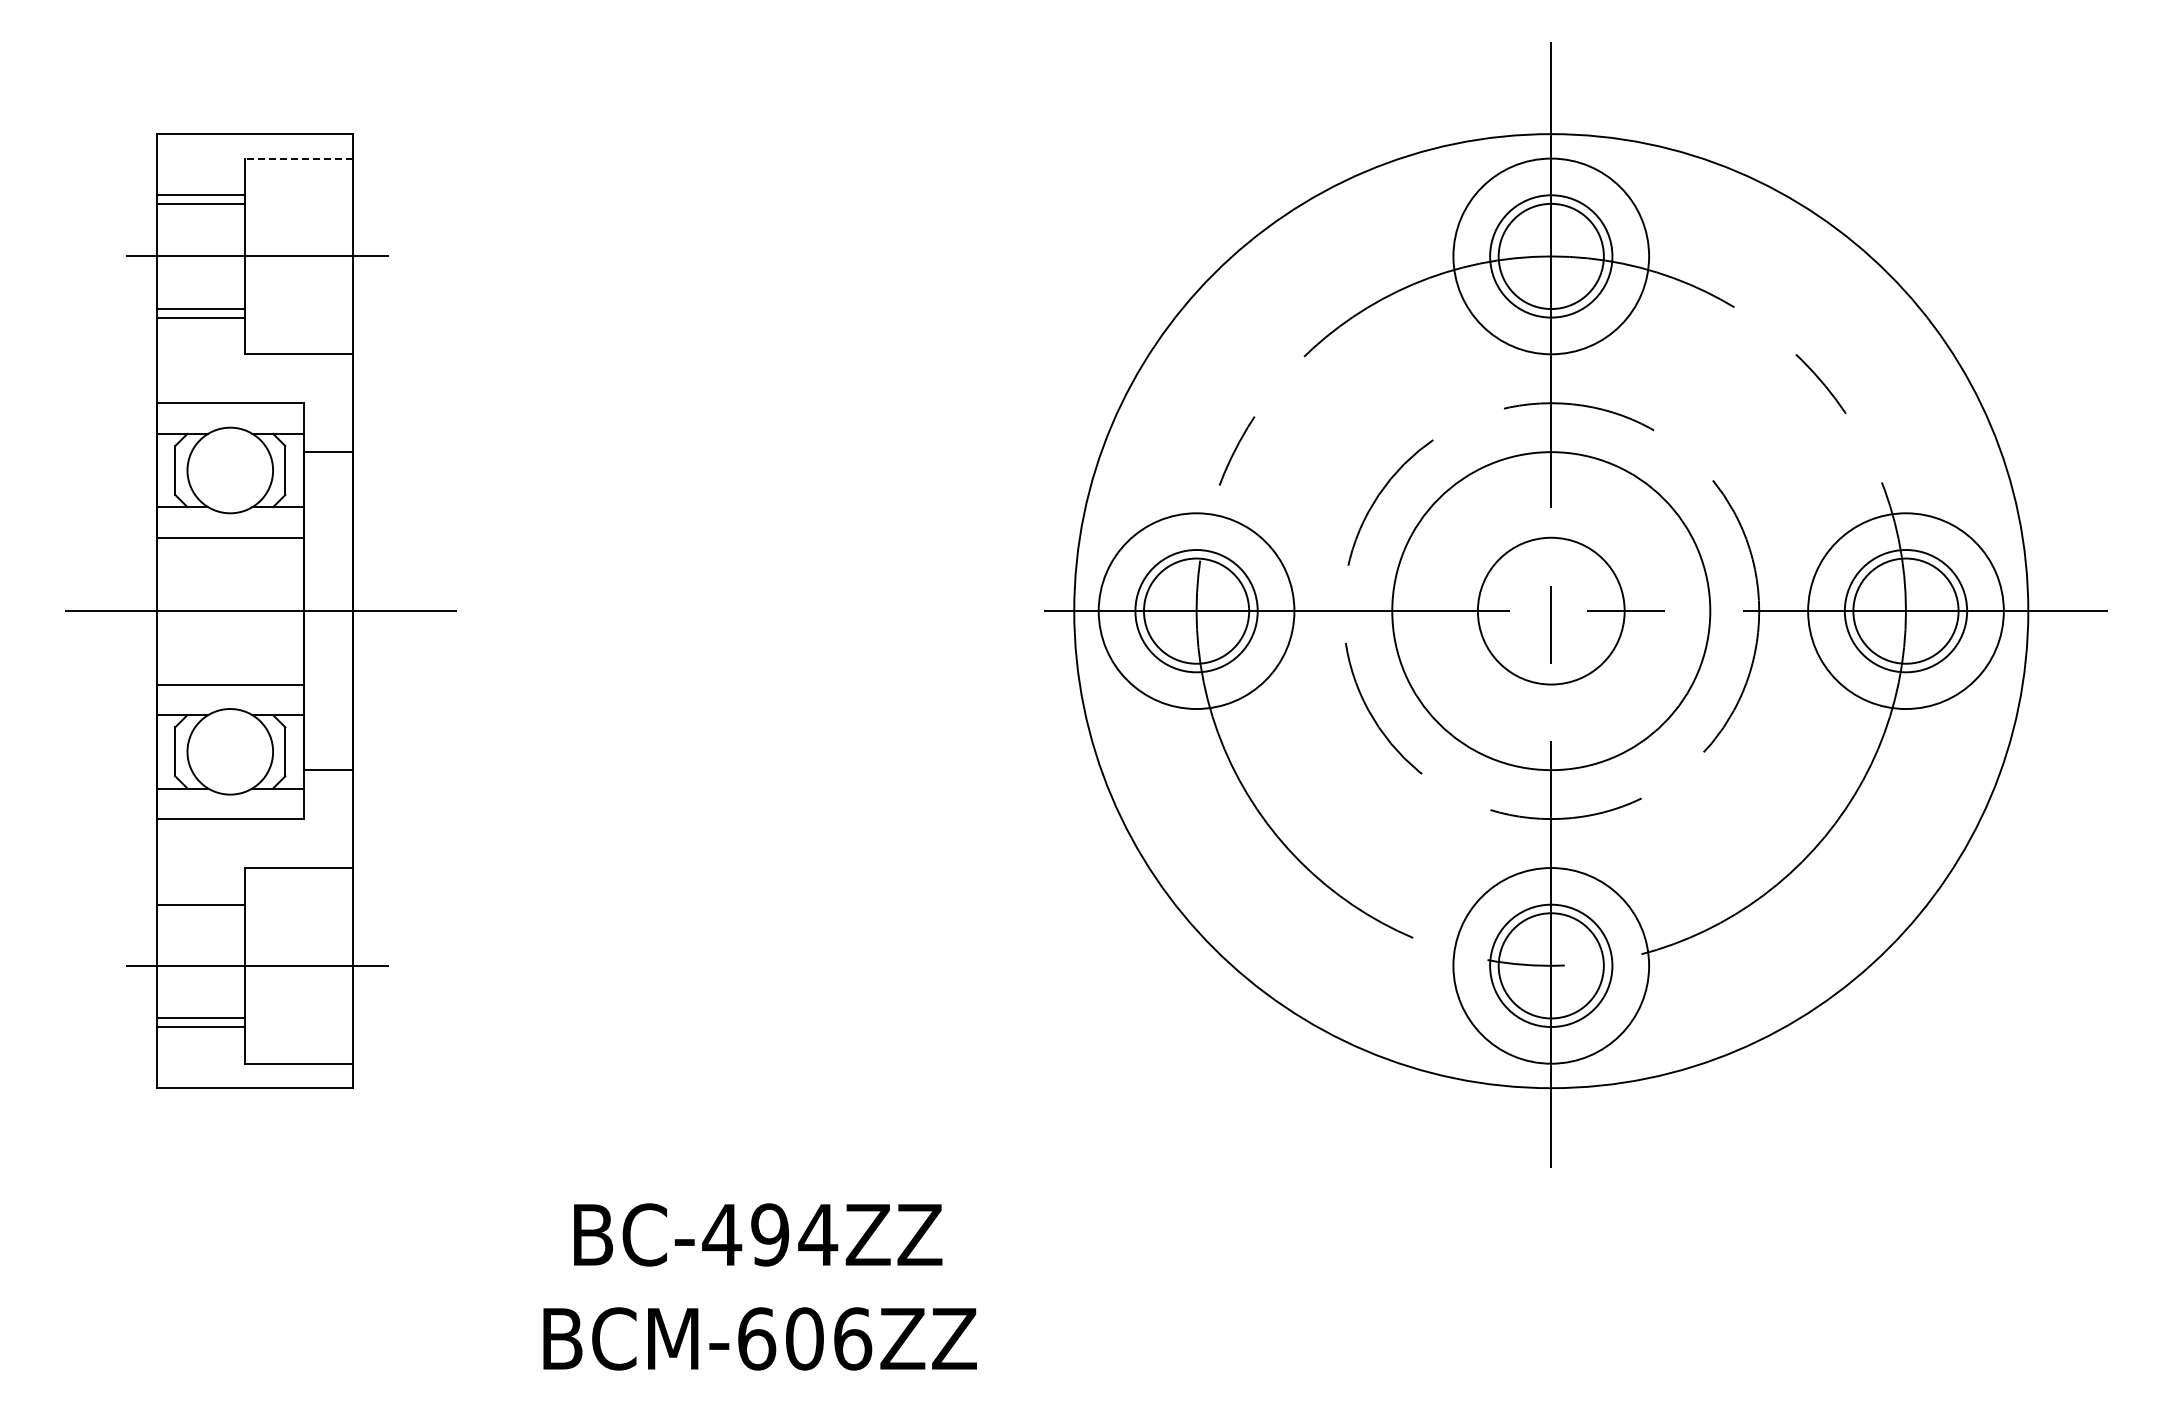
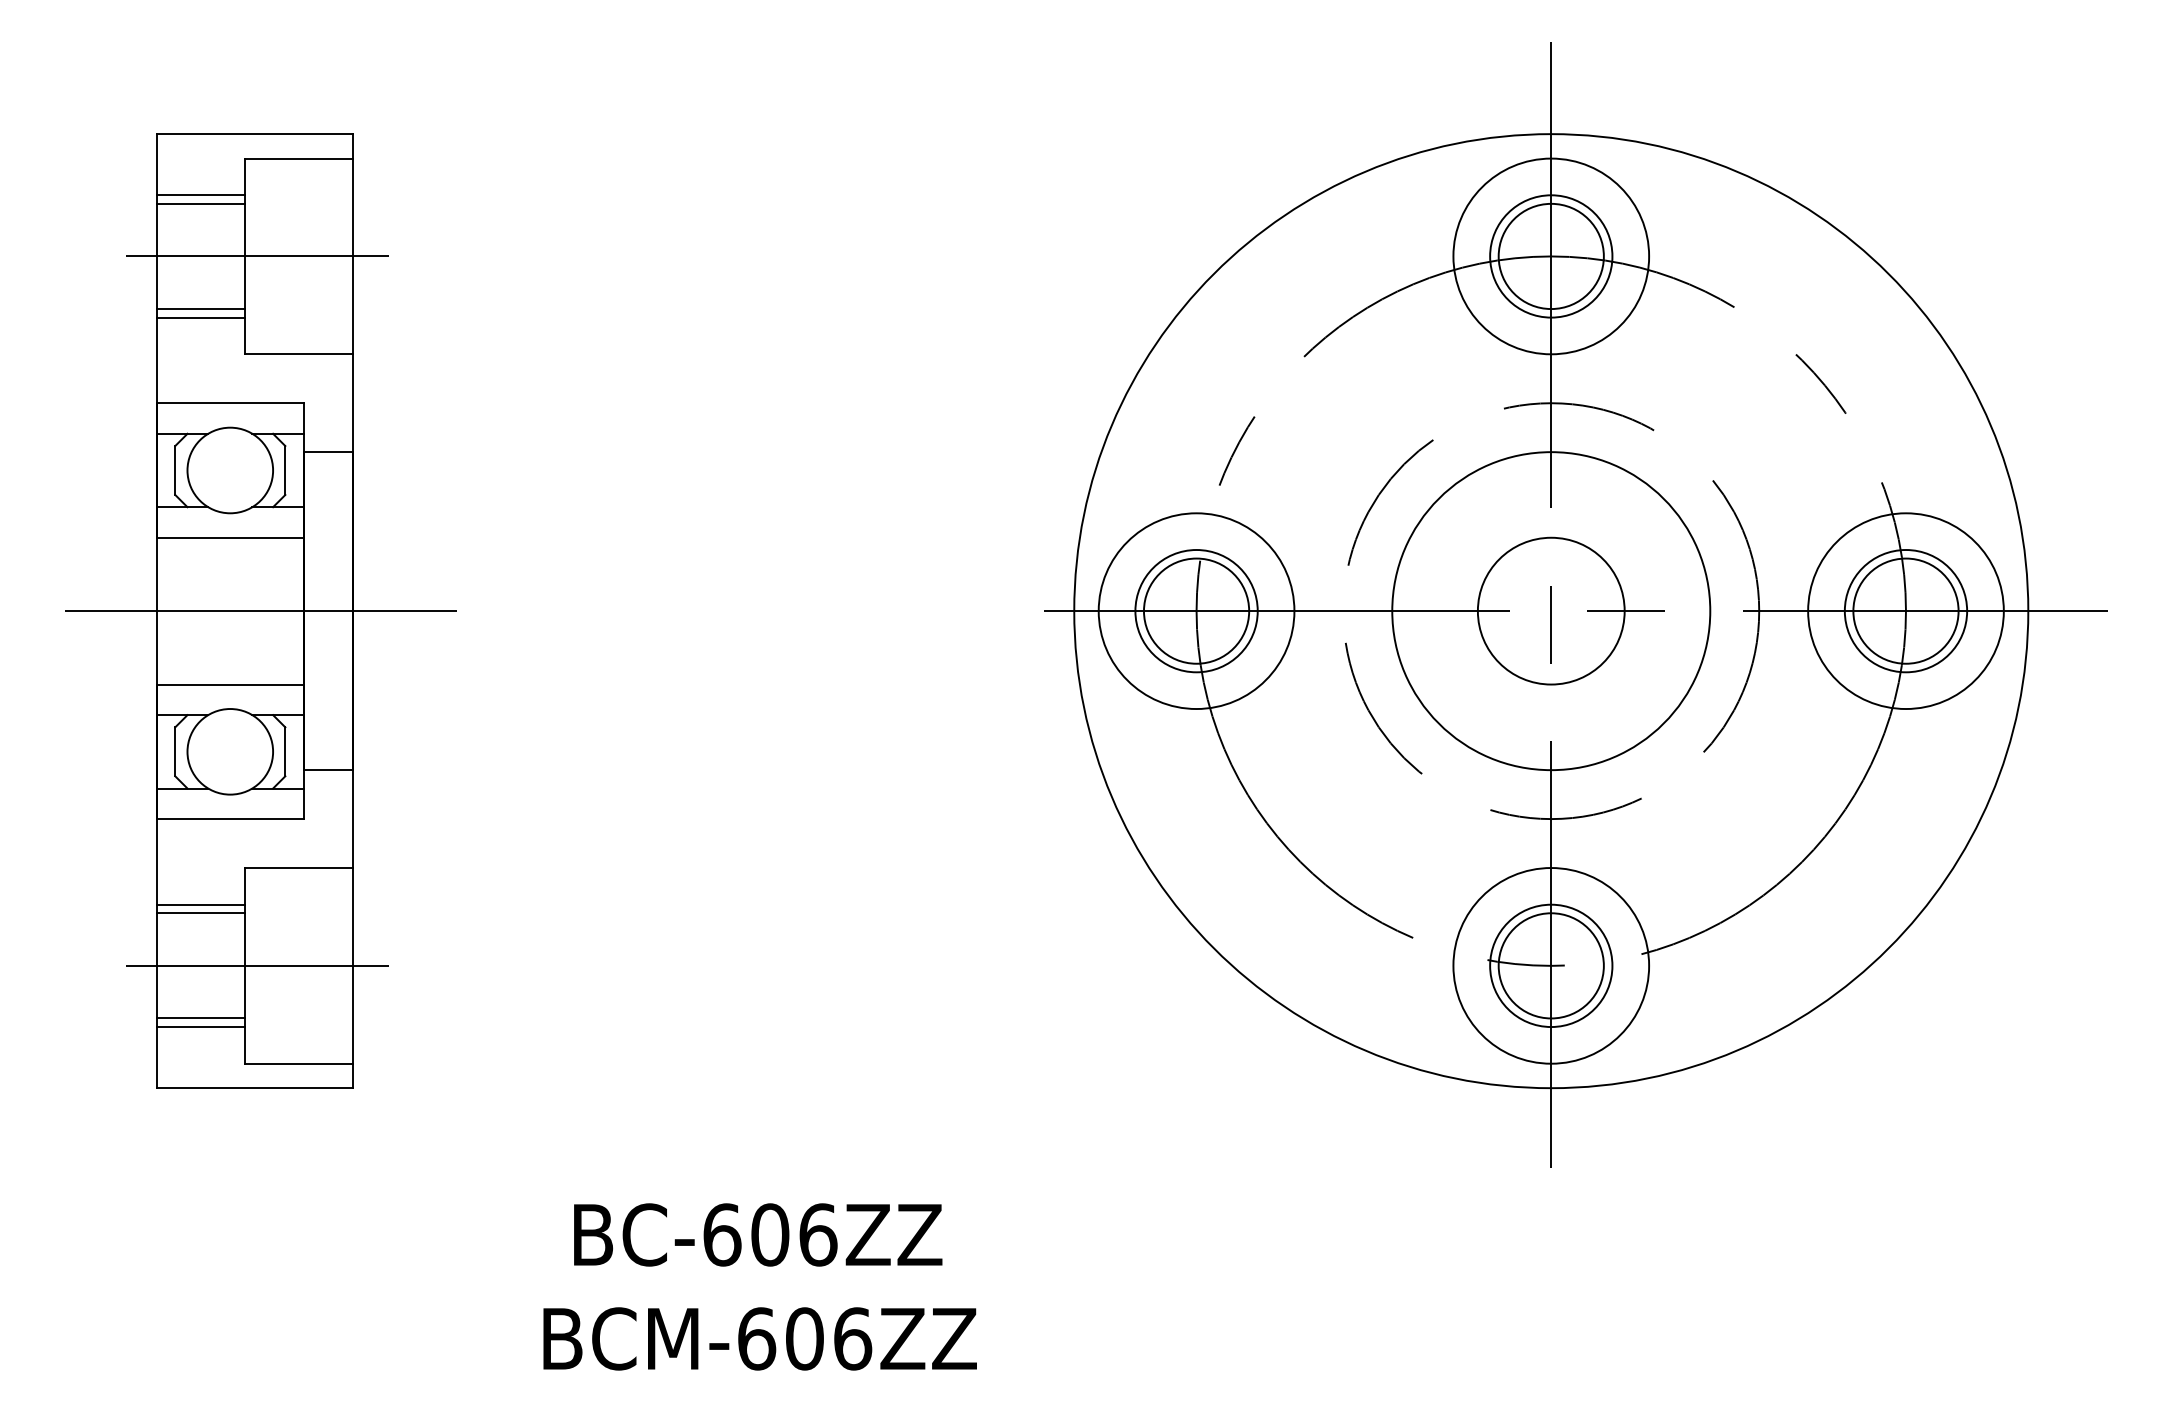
line: dashed -> solid (298, 158)
line: none -> present (200, 913)
text: BC-494ZZ -> BC-606ZZ (770, 1234)
